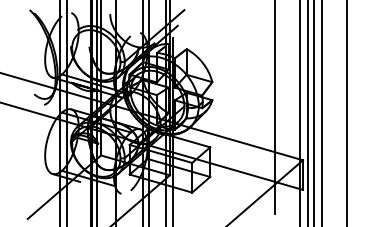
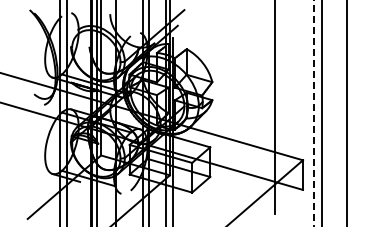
line: present -> none (300, 112)
line: present -> none (307, 112)
line: solid -> dashed (314, 113)
